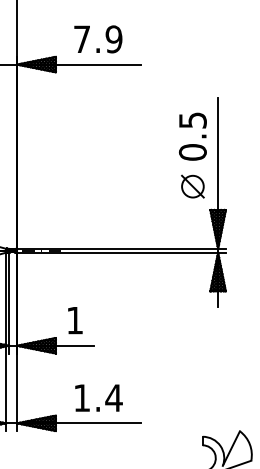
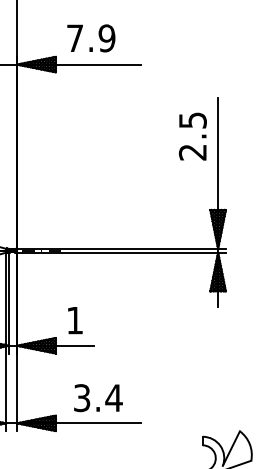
text position: (98, 39) -> (91, 38) (91, 38)
text: 0.5 -> 2.5 (192, 152)
part: present -> none (192, 186)
text: 1.4 -> 3.4 (82, 398)
